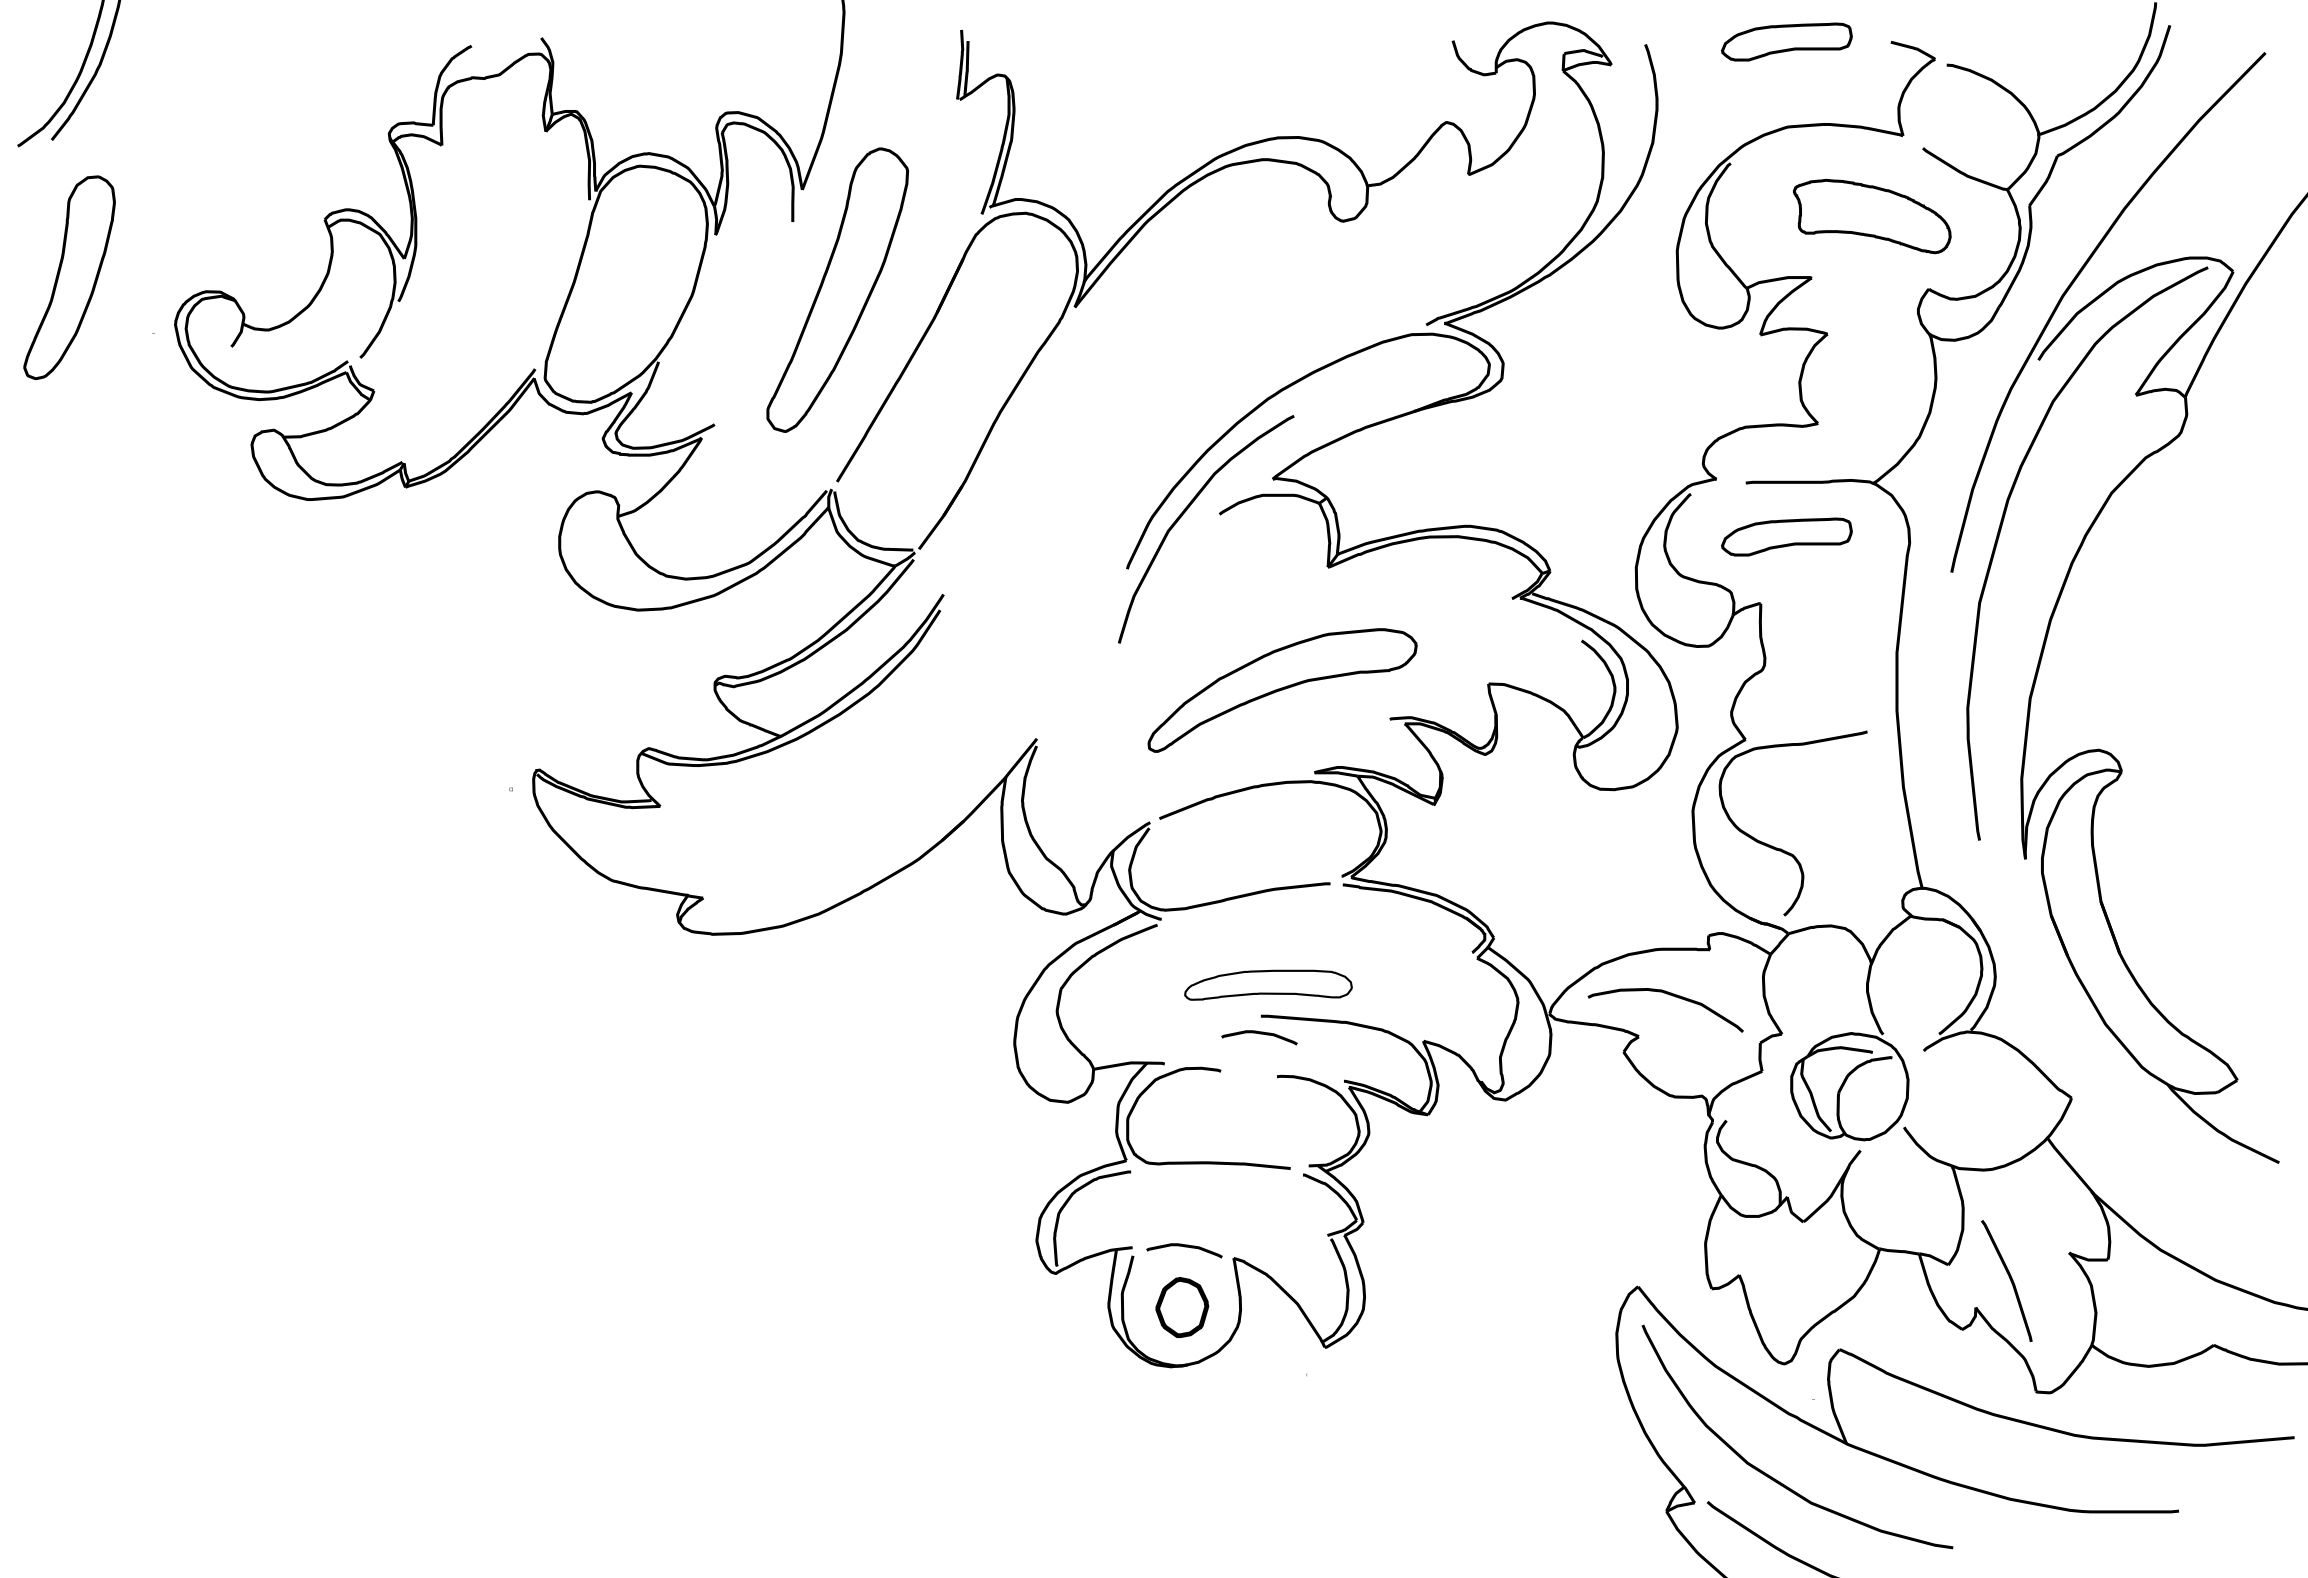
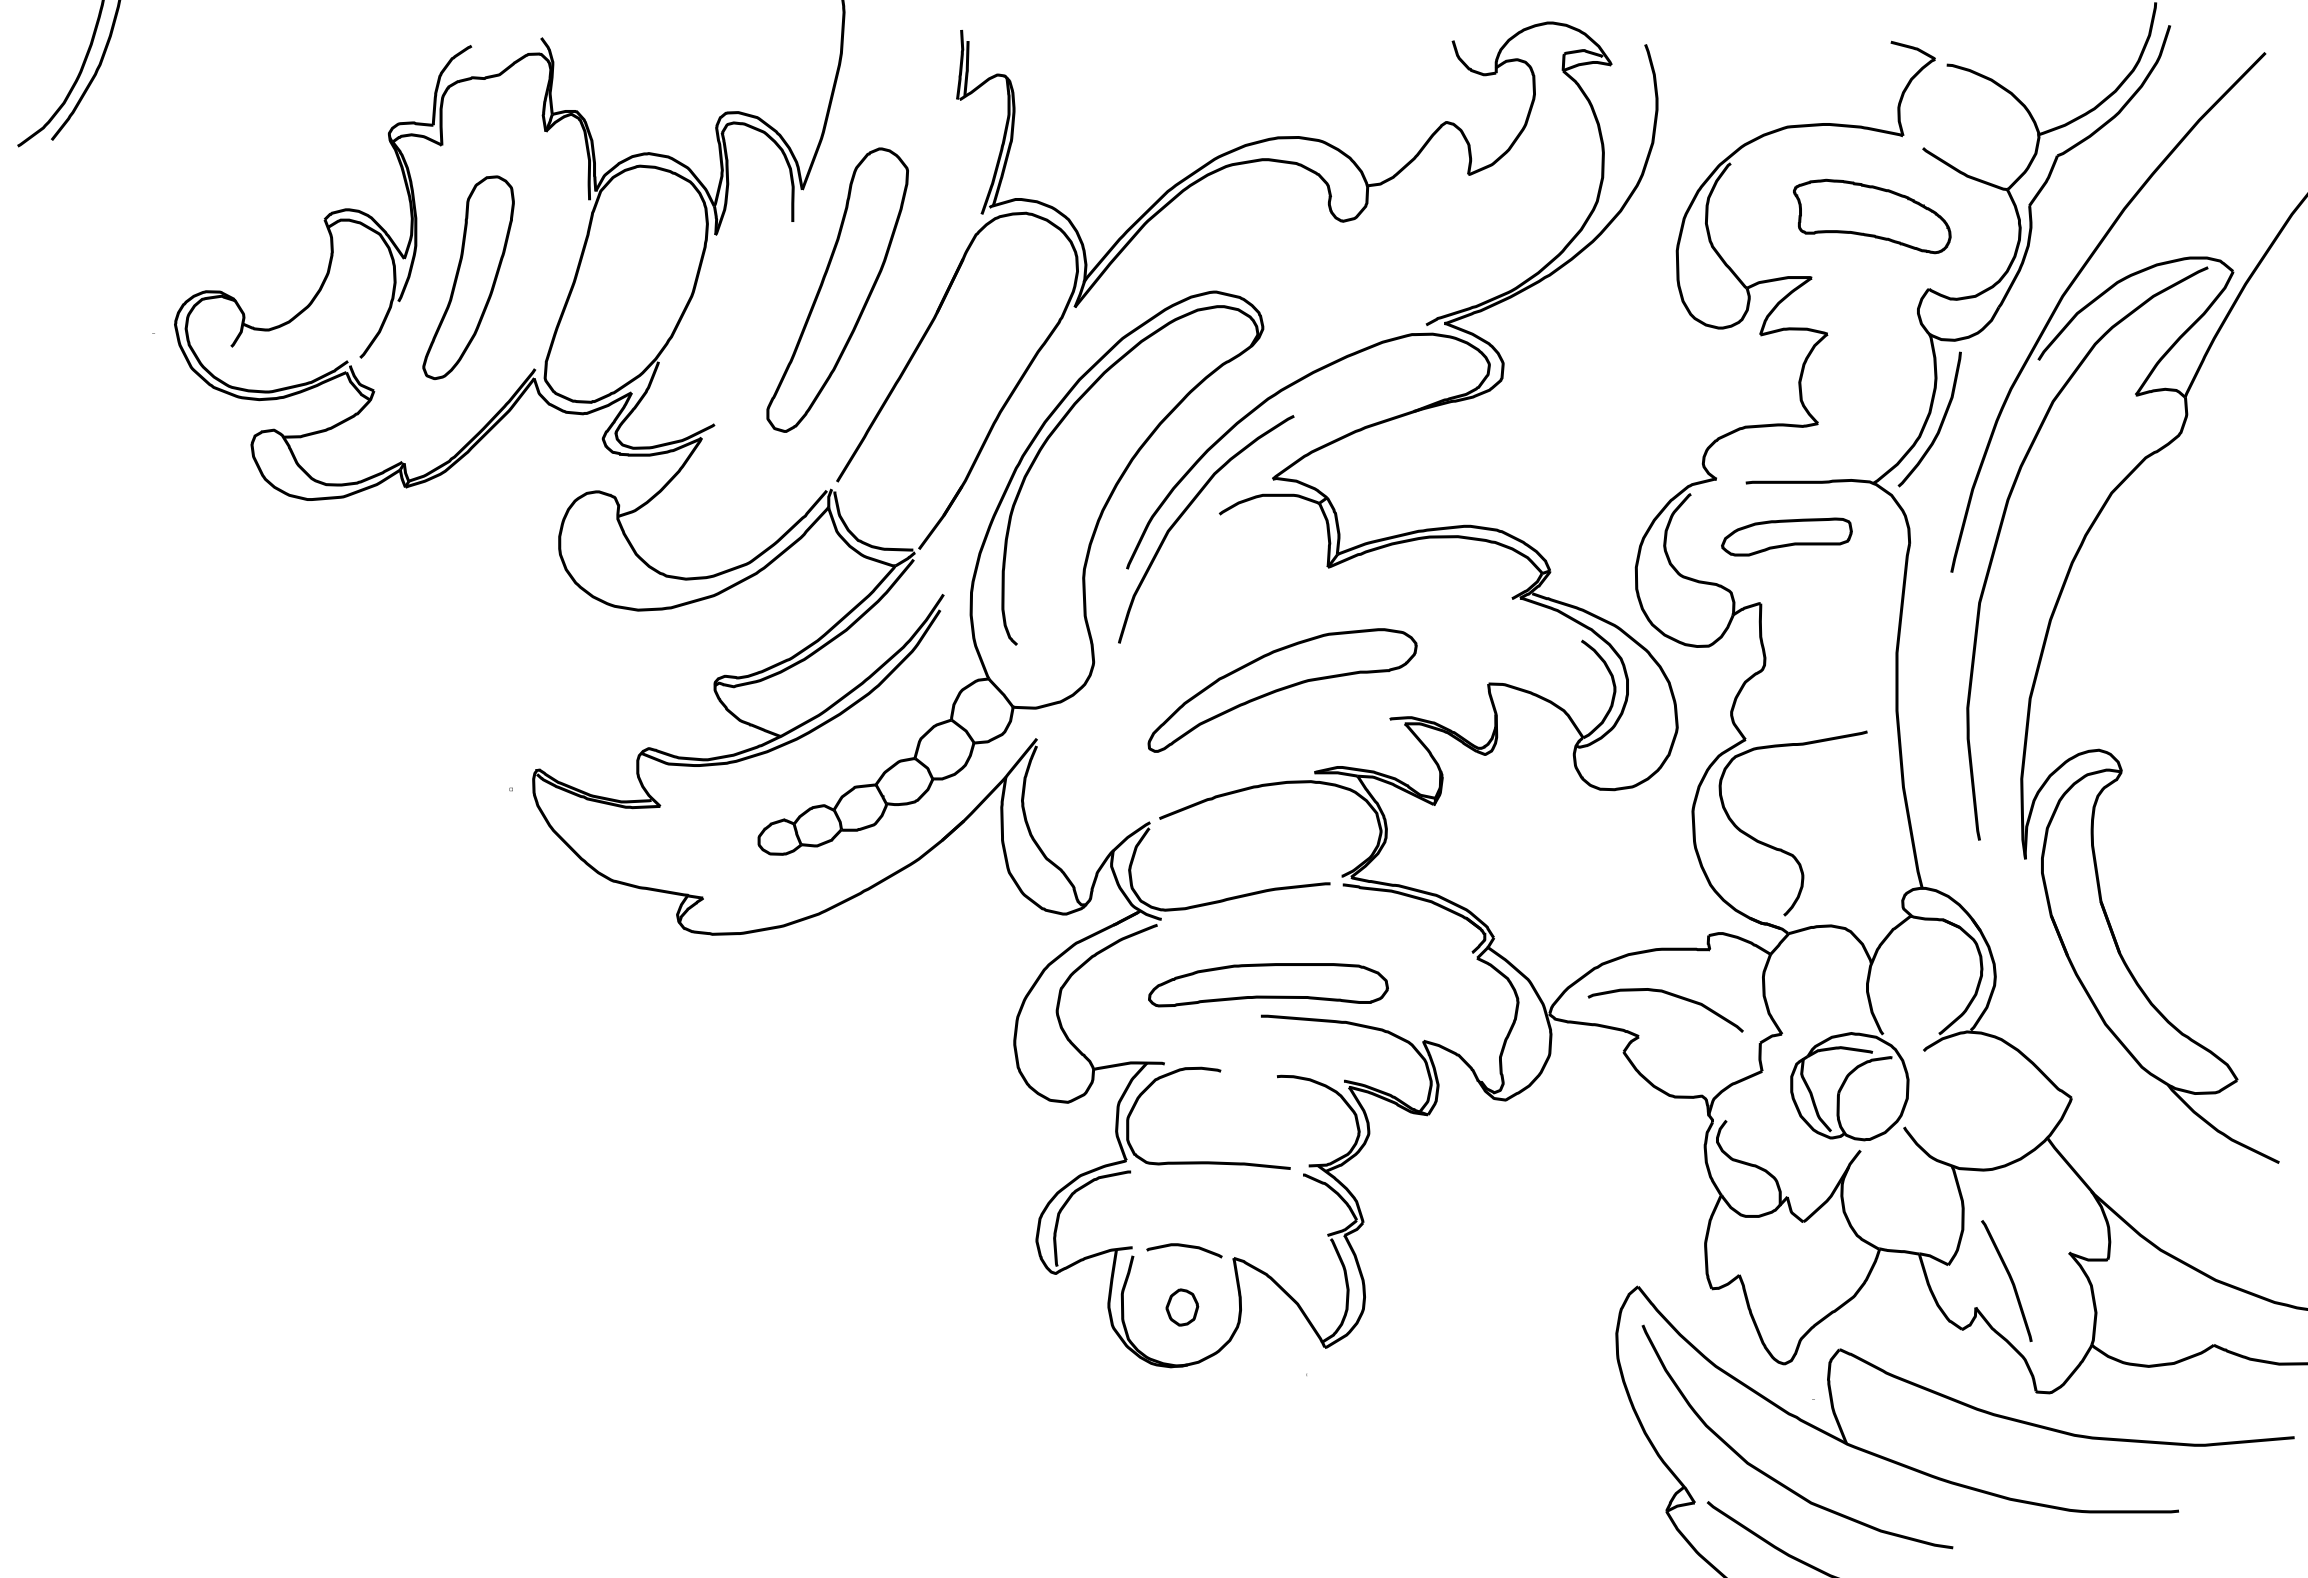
part: present -> none (1786, 41)
part position: (69, 277) -> (468, 277) (468, 277)
curve: none -> present (1940, 422)
part: none -> present (1010, 572)
part size: 169x32 px -> 241x45 px (1268, 985)
curve: present -> none (1259, 1034)
part size: 55x61 px -> 35x39 px (1182, 1307)
